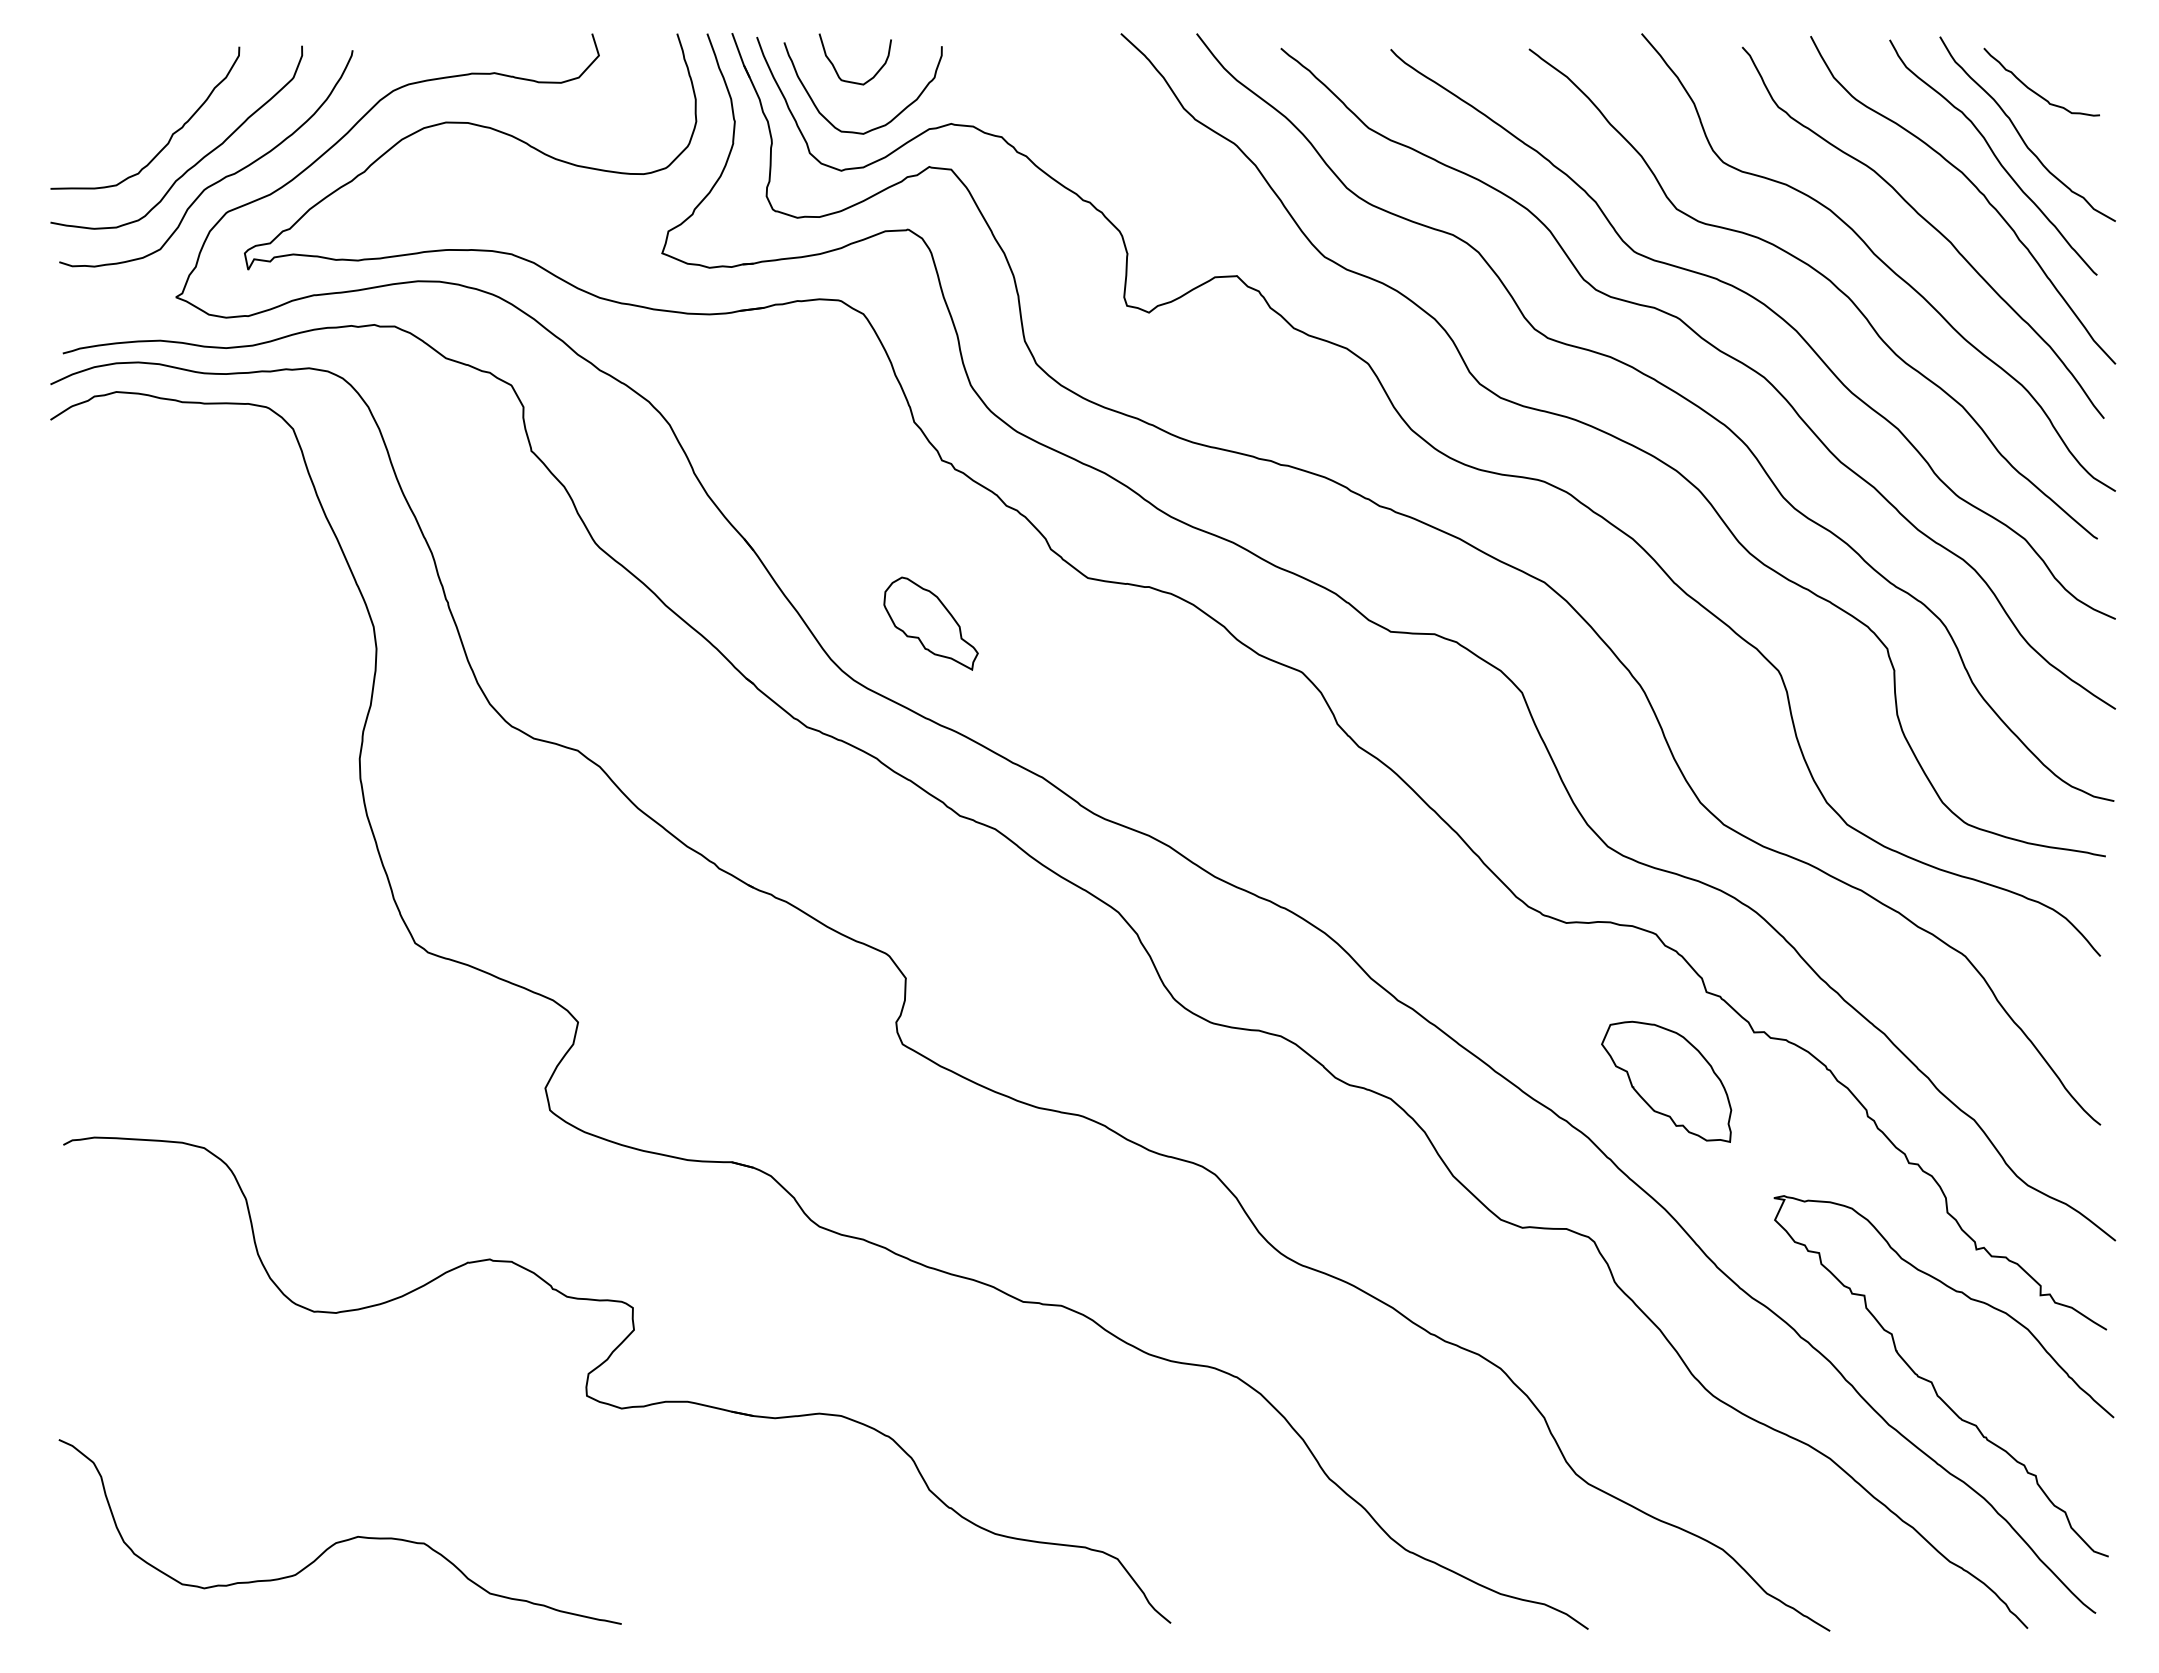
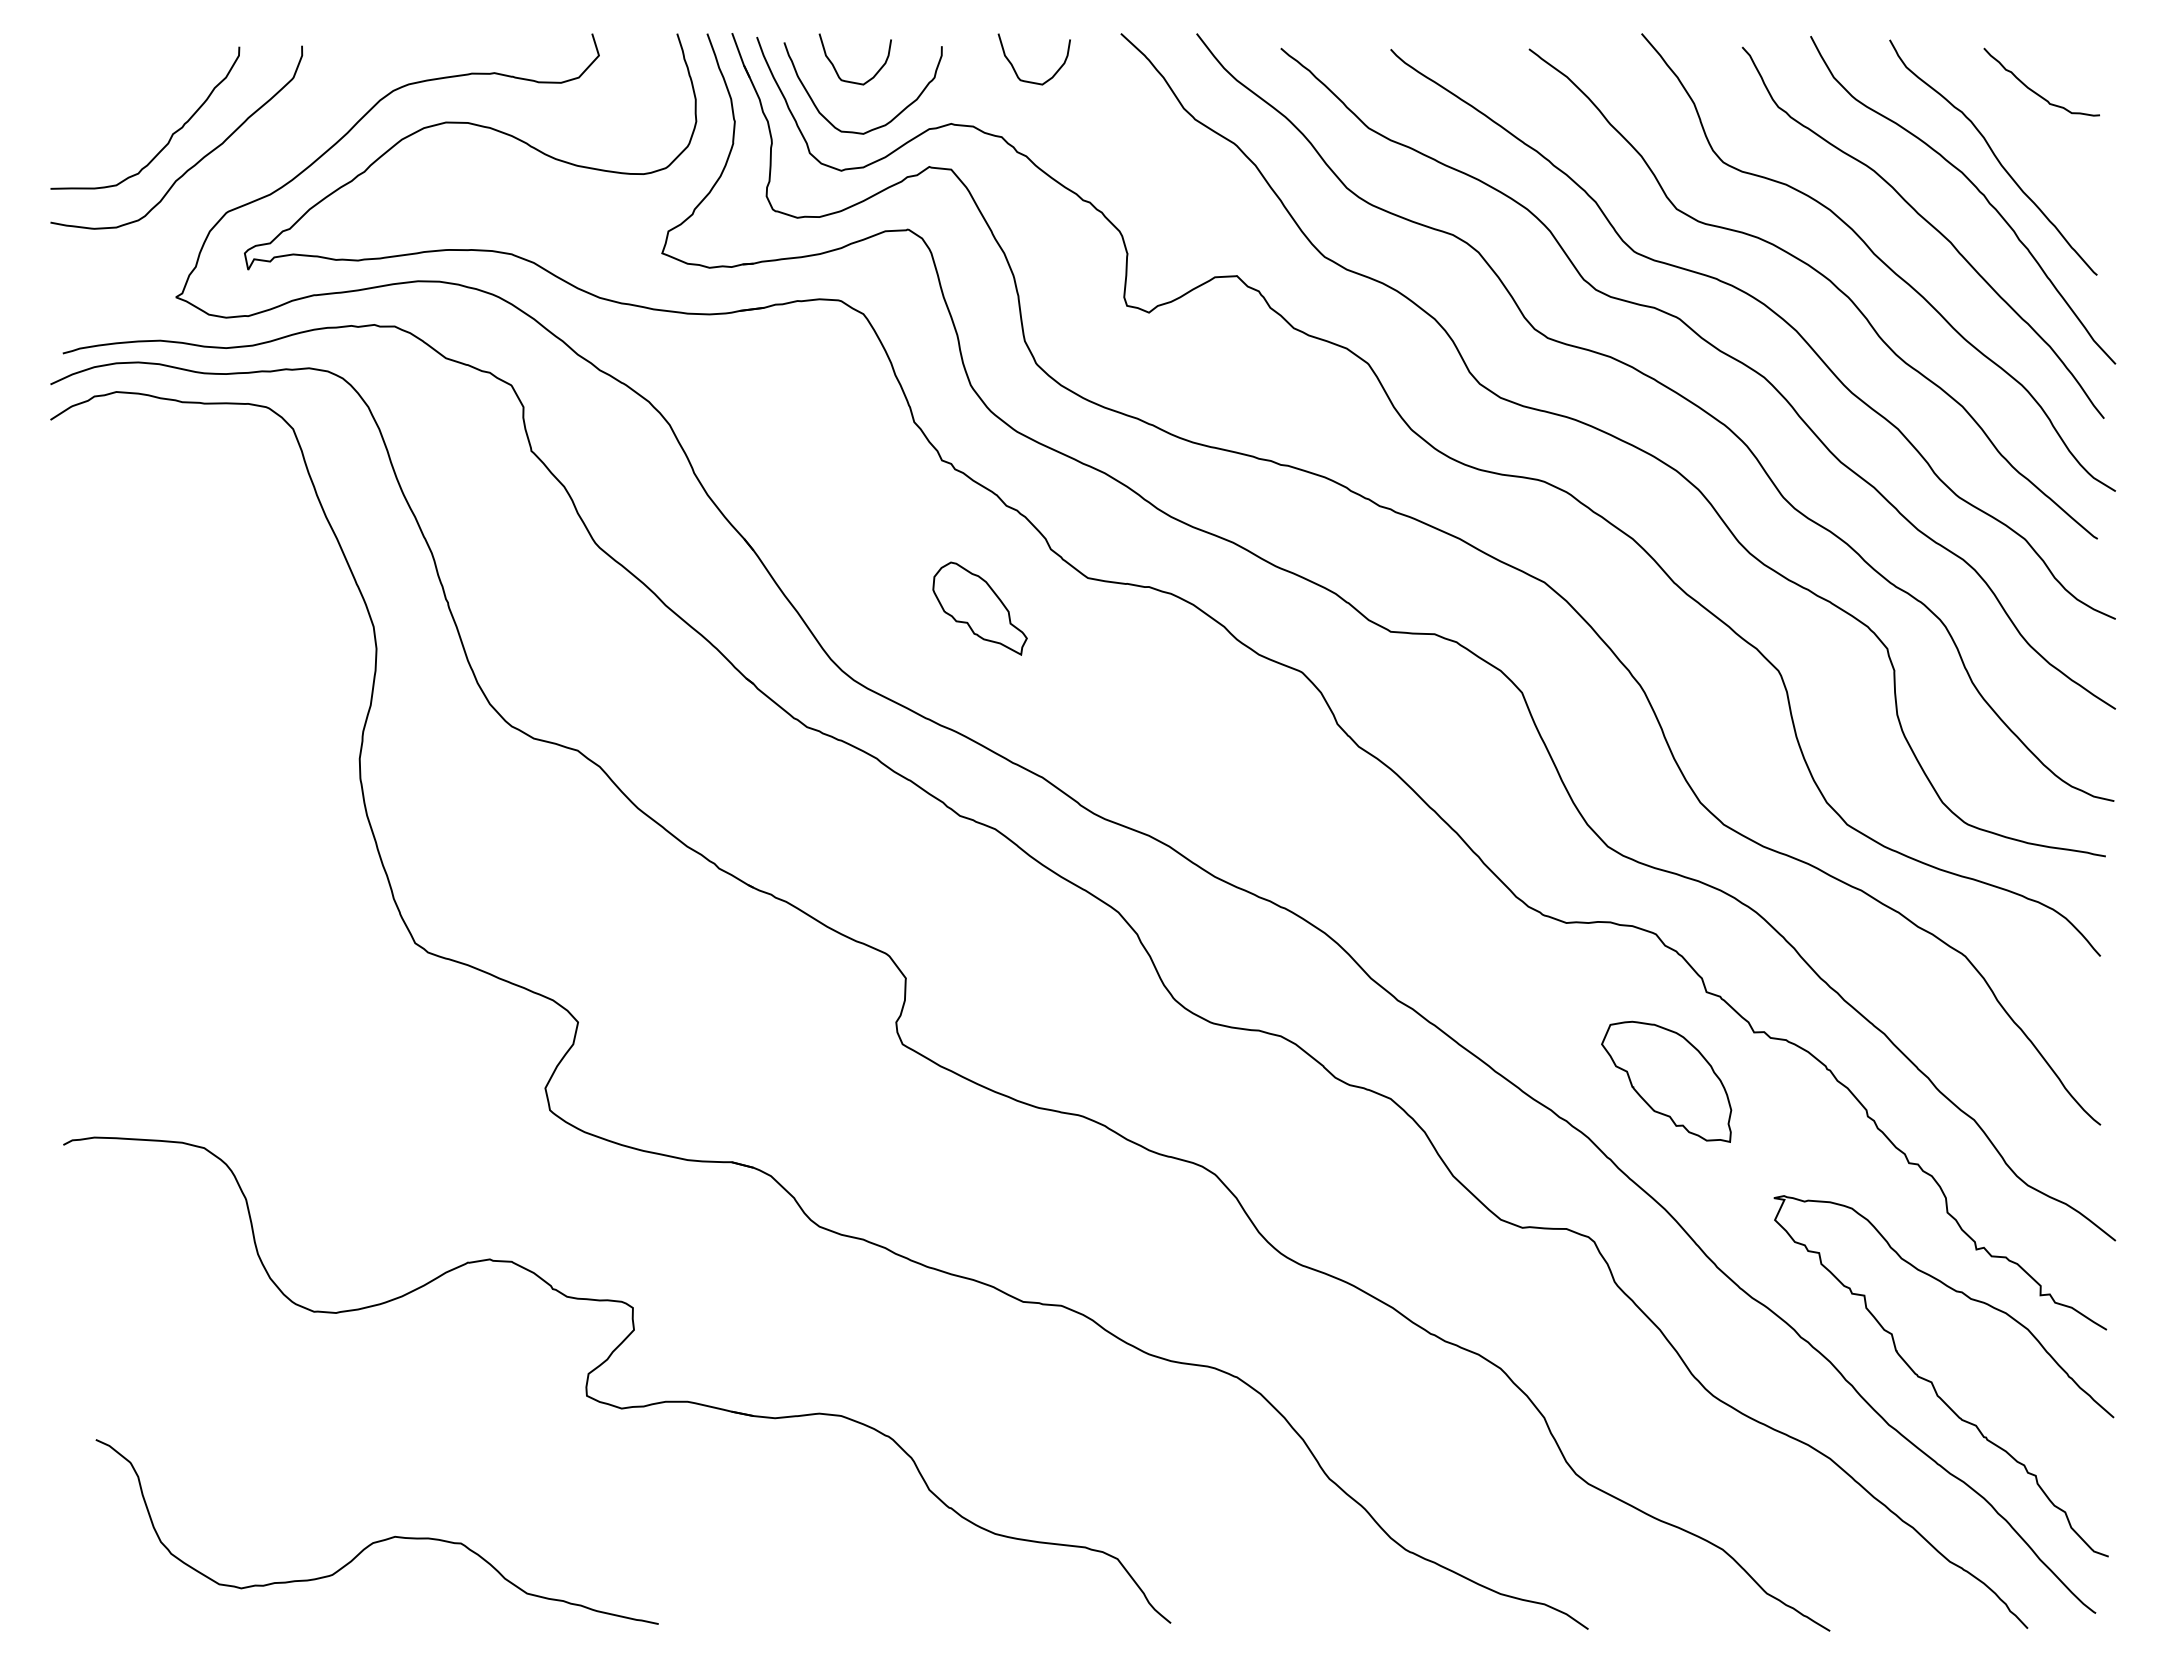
curve: none -> present (1015, 69)
curve: present -> none (2019, 132)
curve: present -> none (221, 178)
part position: (930, 623) -> (979, 608) (979, 608)
curve position: (341, 1540) -> (378, 1540) (378, 1540)
